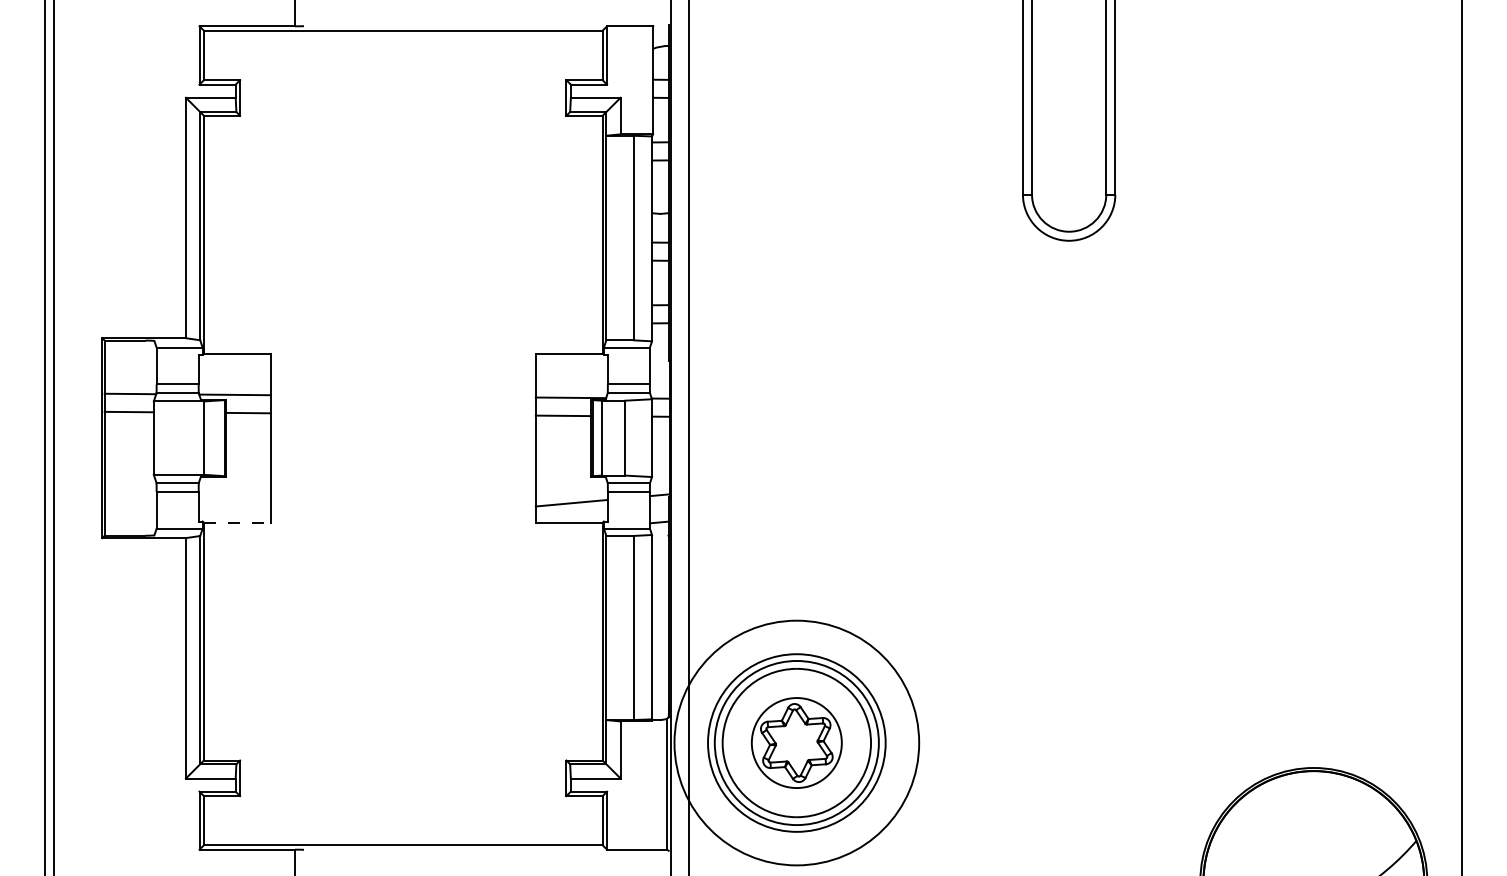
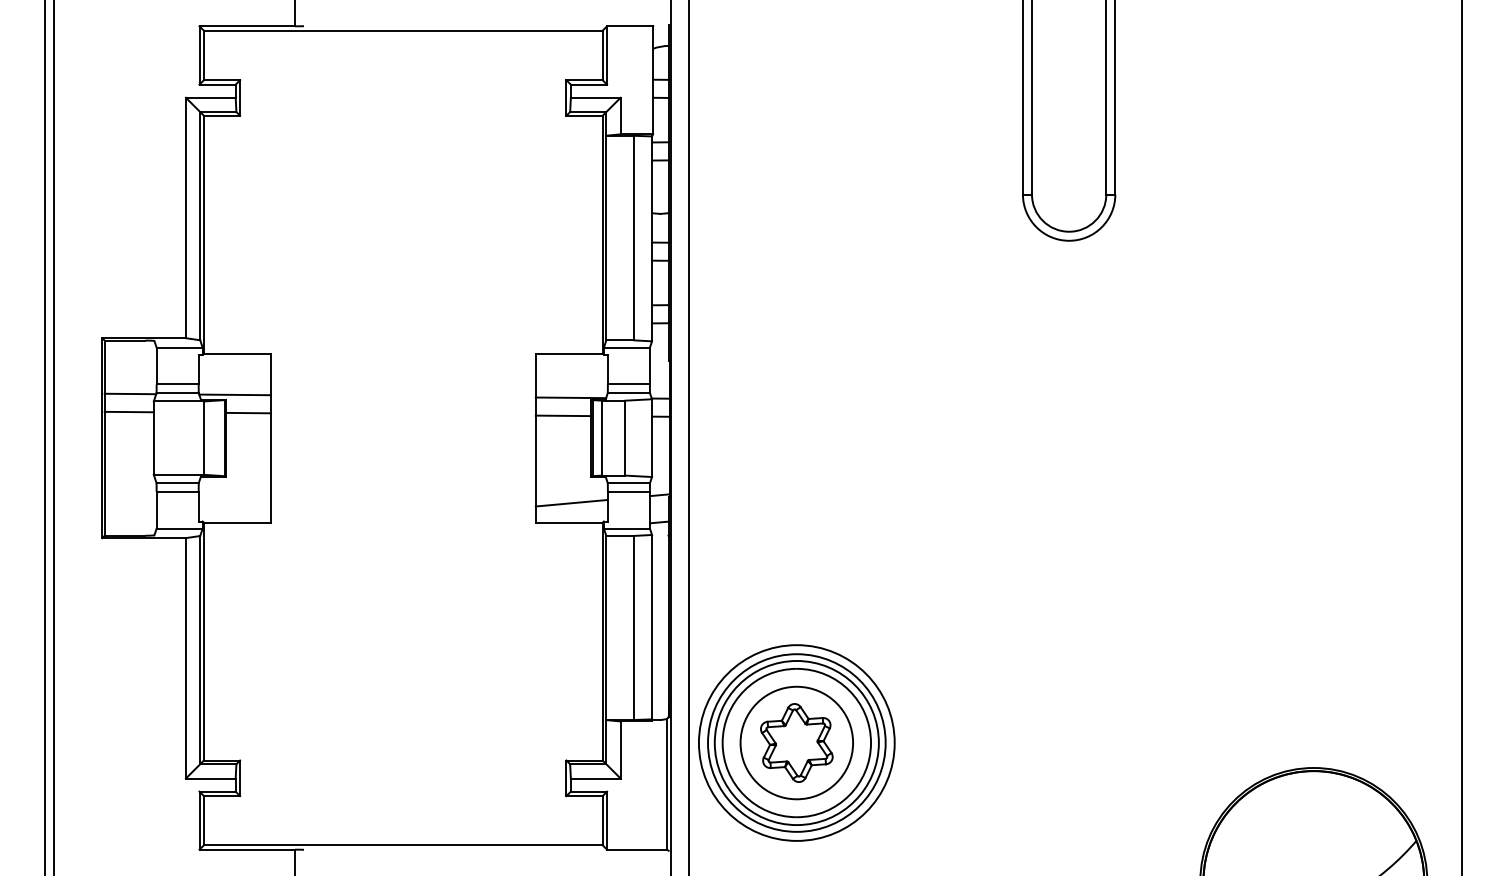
line: dashed -> solid (237, 522)
circle diameter: 245 px -> 196 px (796, 742)
circle diameter: 90 px -> 113 px (796, 742)
